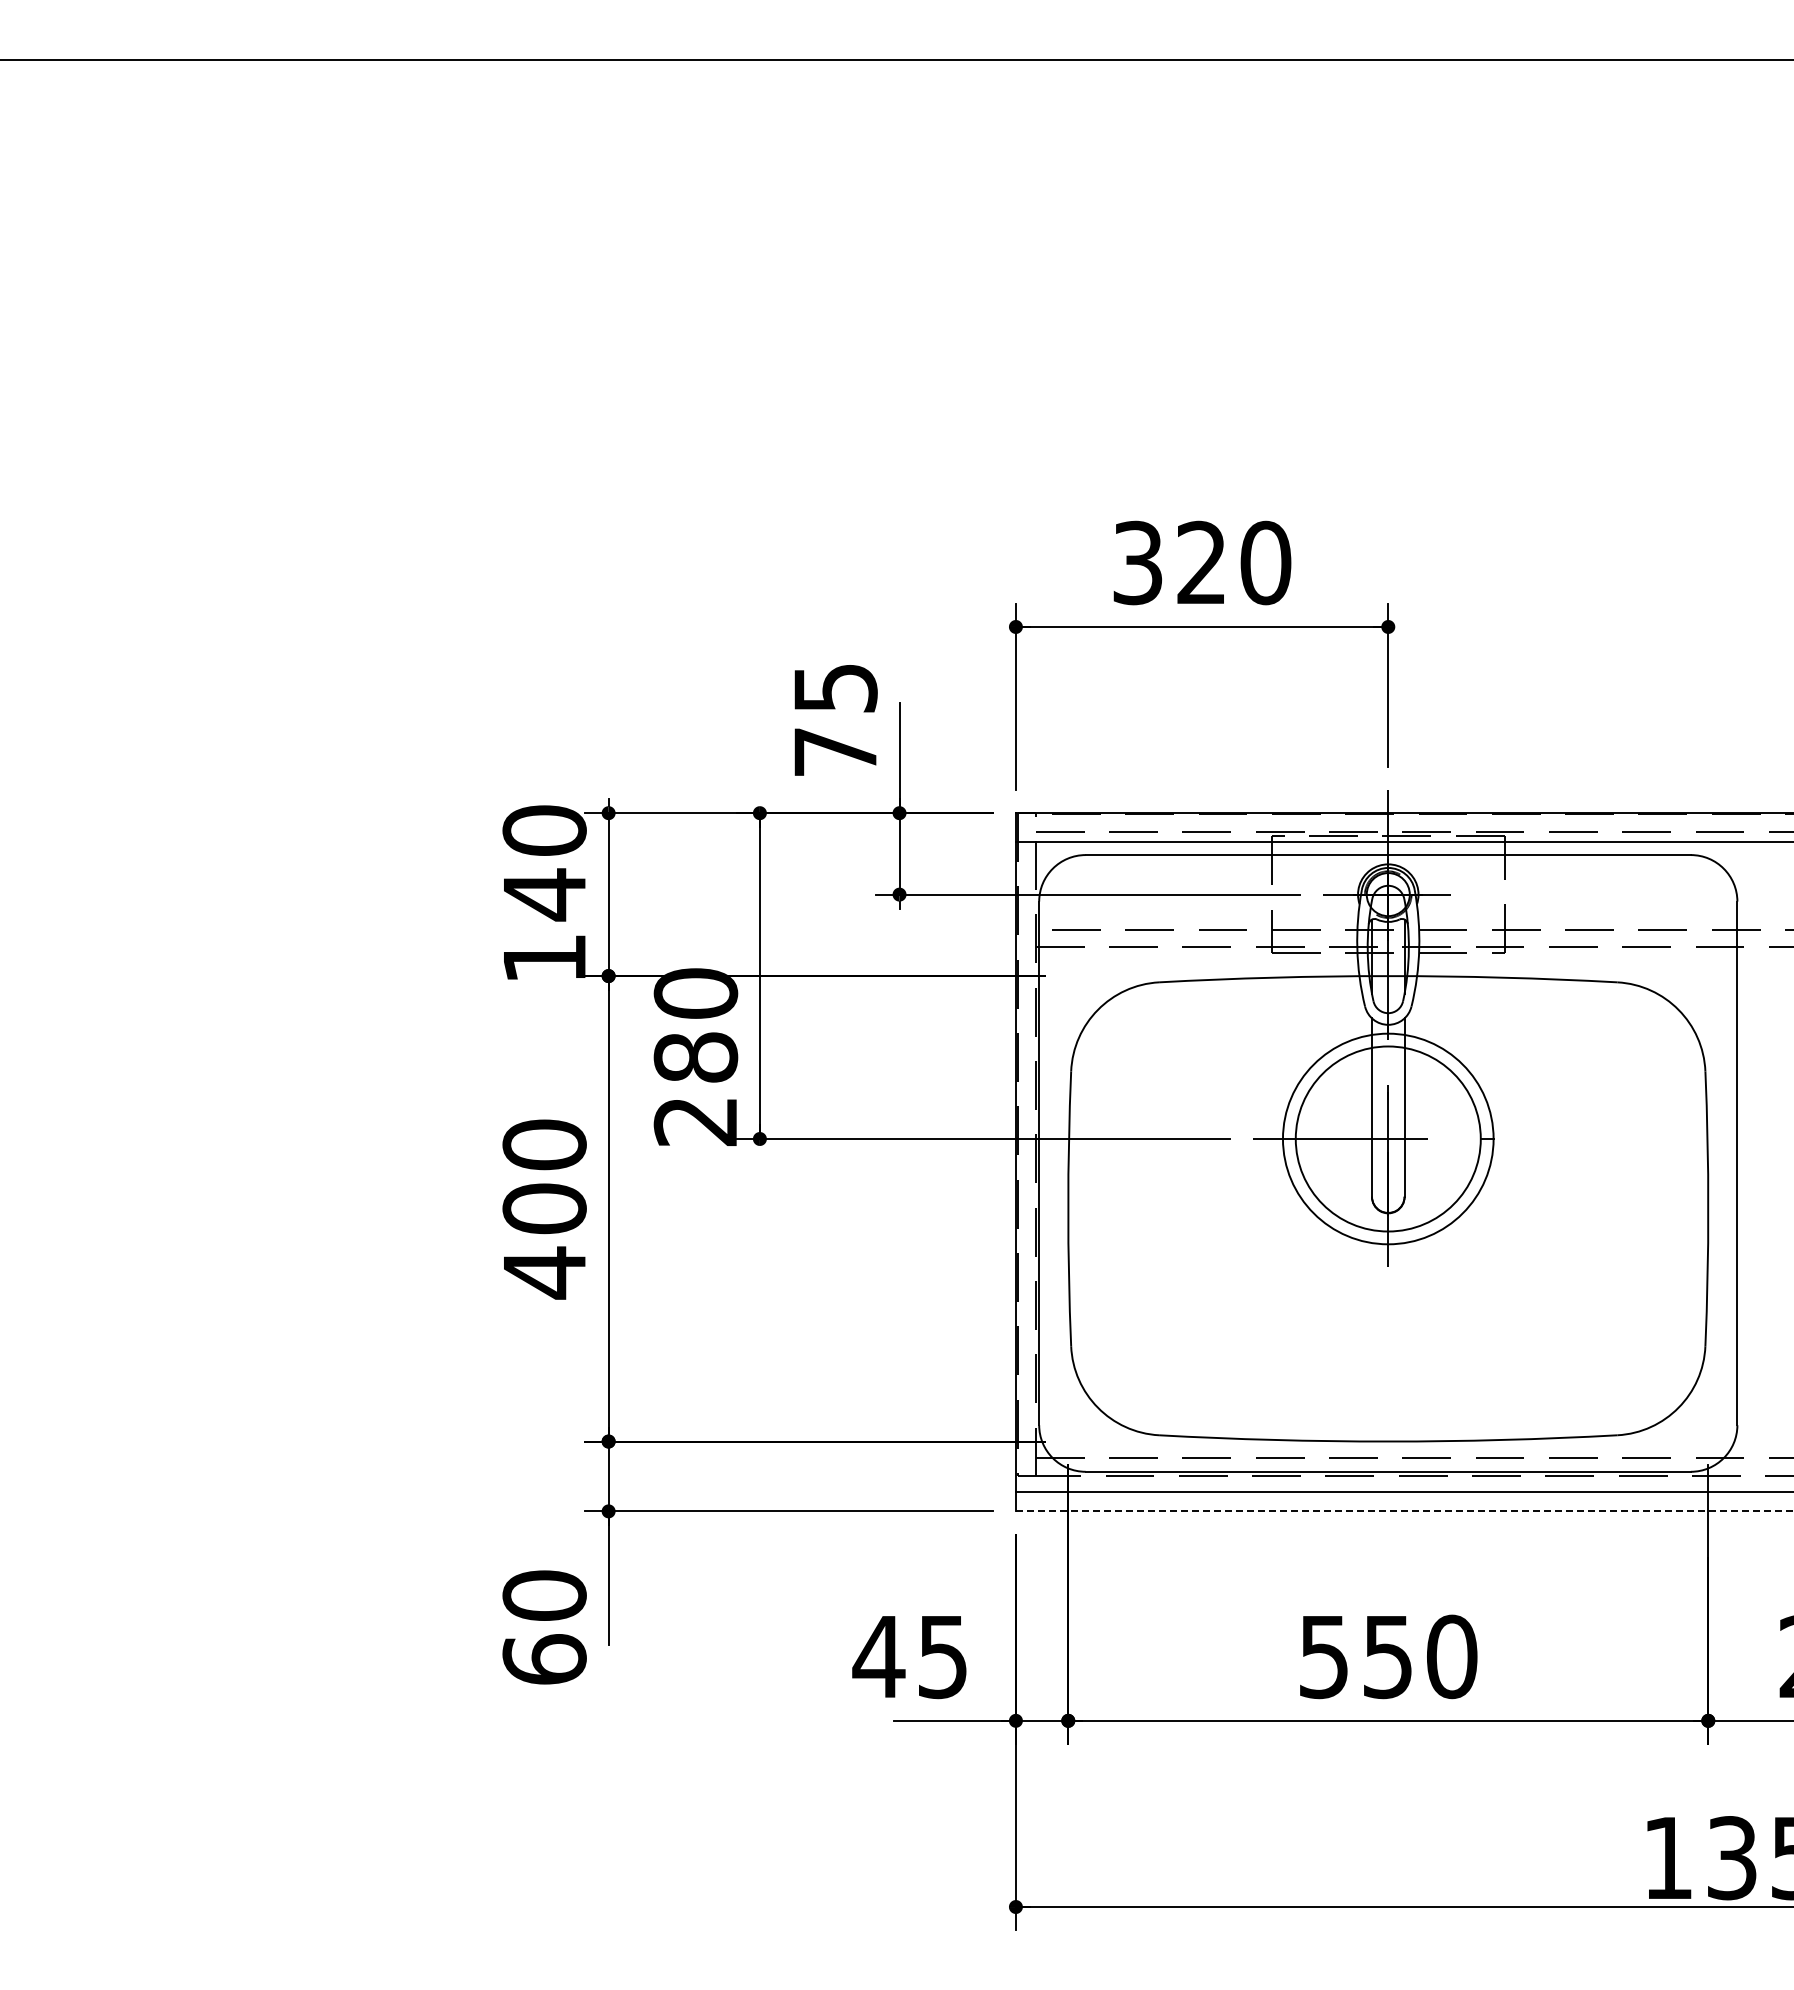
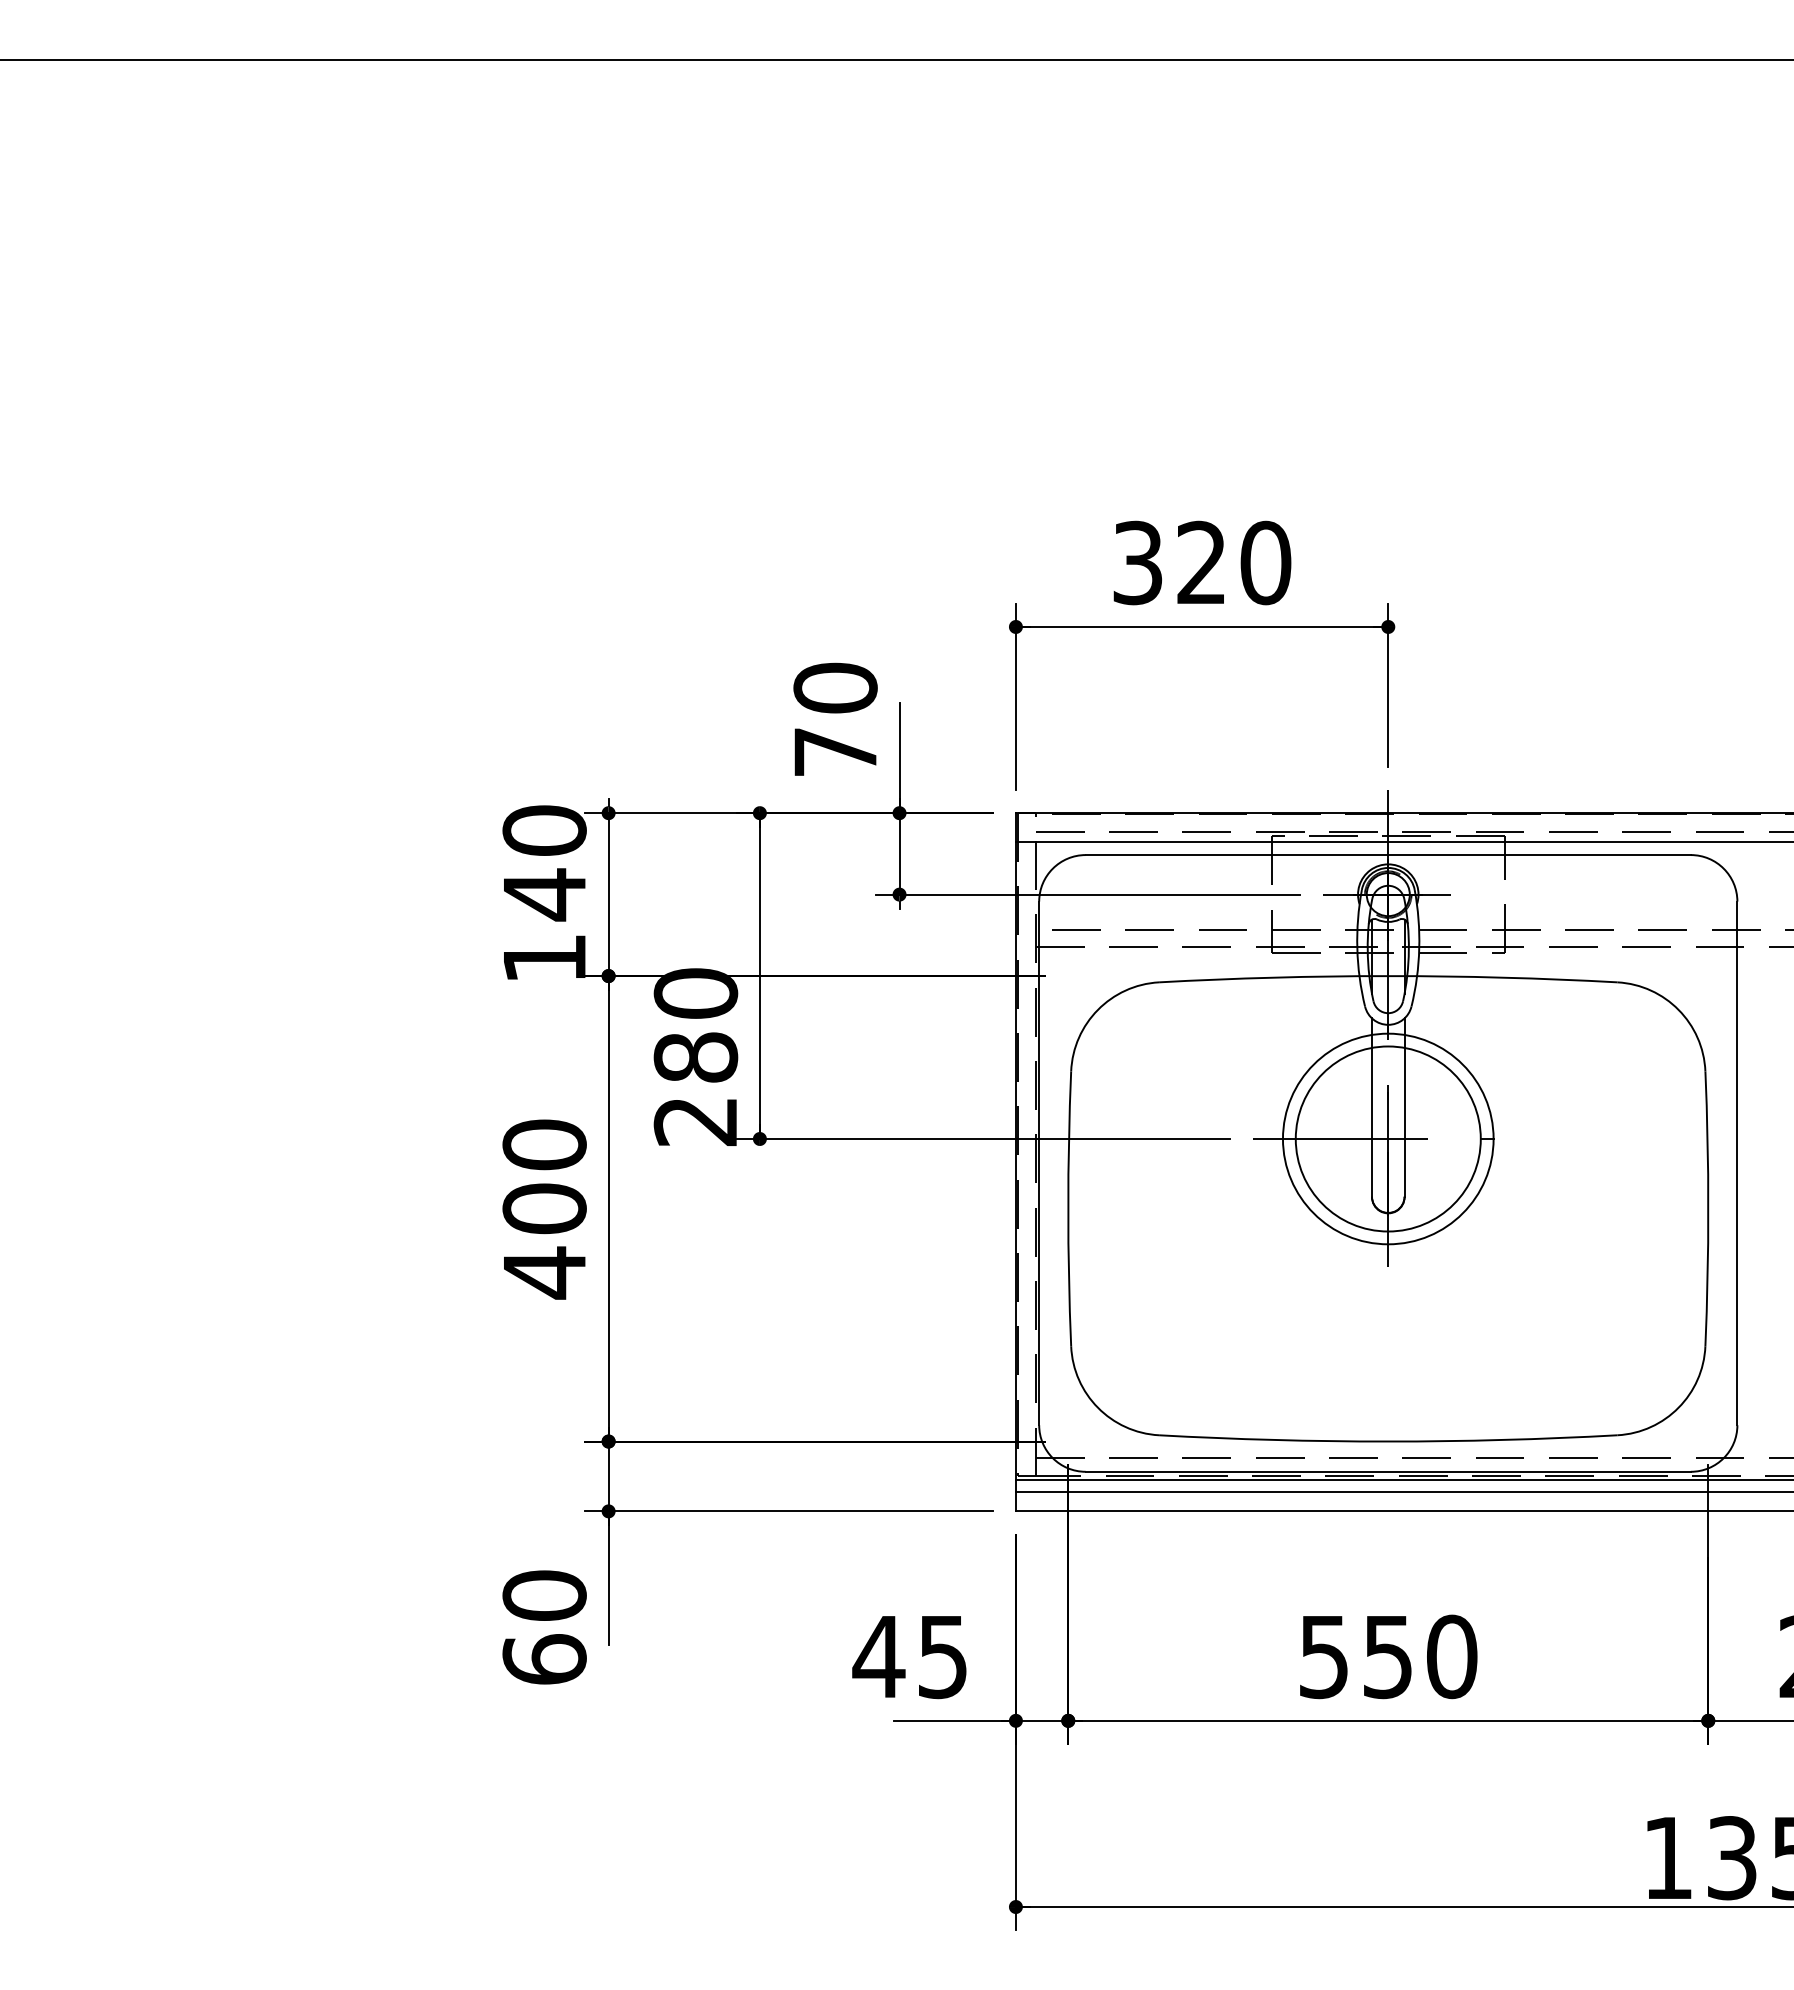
text: 75 -> 70 (835, 687)
line: none -> present (1402, 1479)
line: dashed -> solid (1404, 1511)
